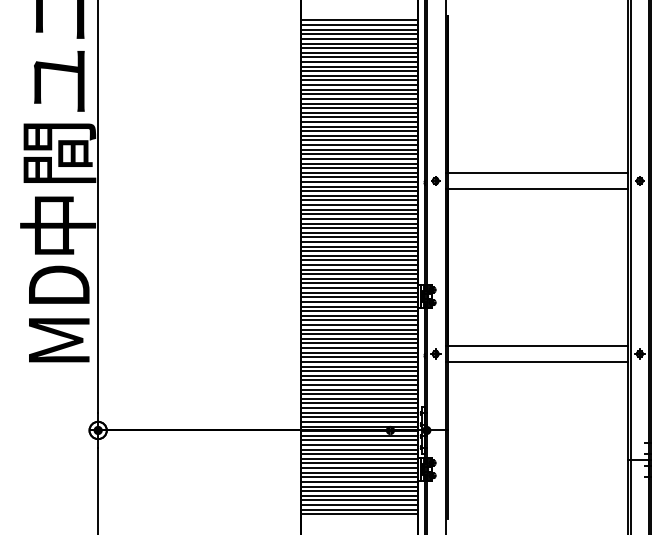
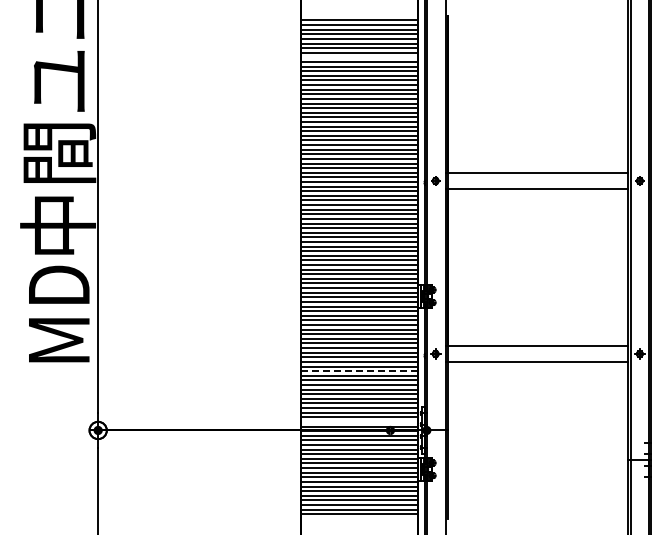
line: present -> none (358, 57)
line: solid -> dashed (358, 371)
line: present -> none (358, 421)
